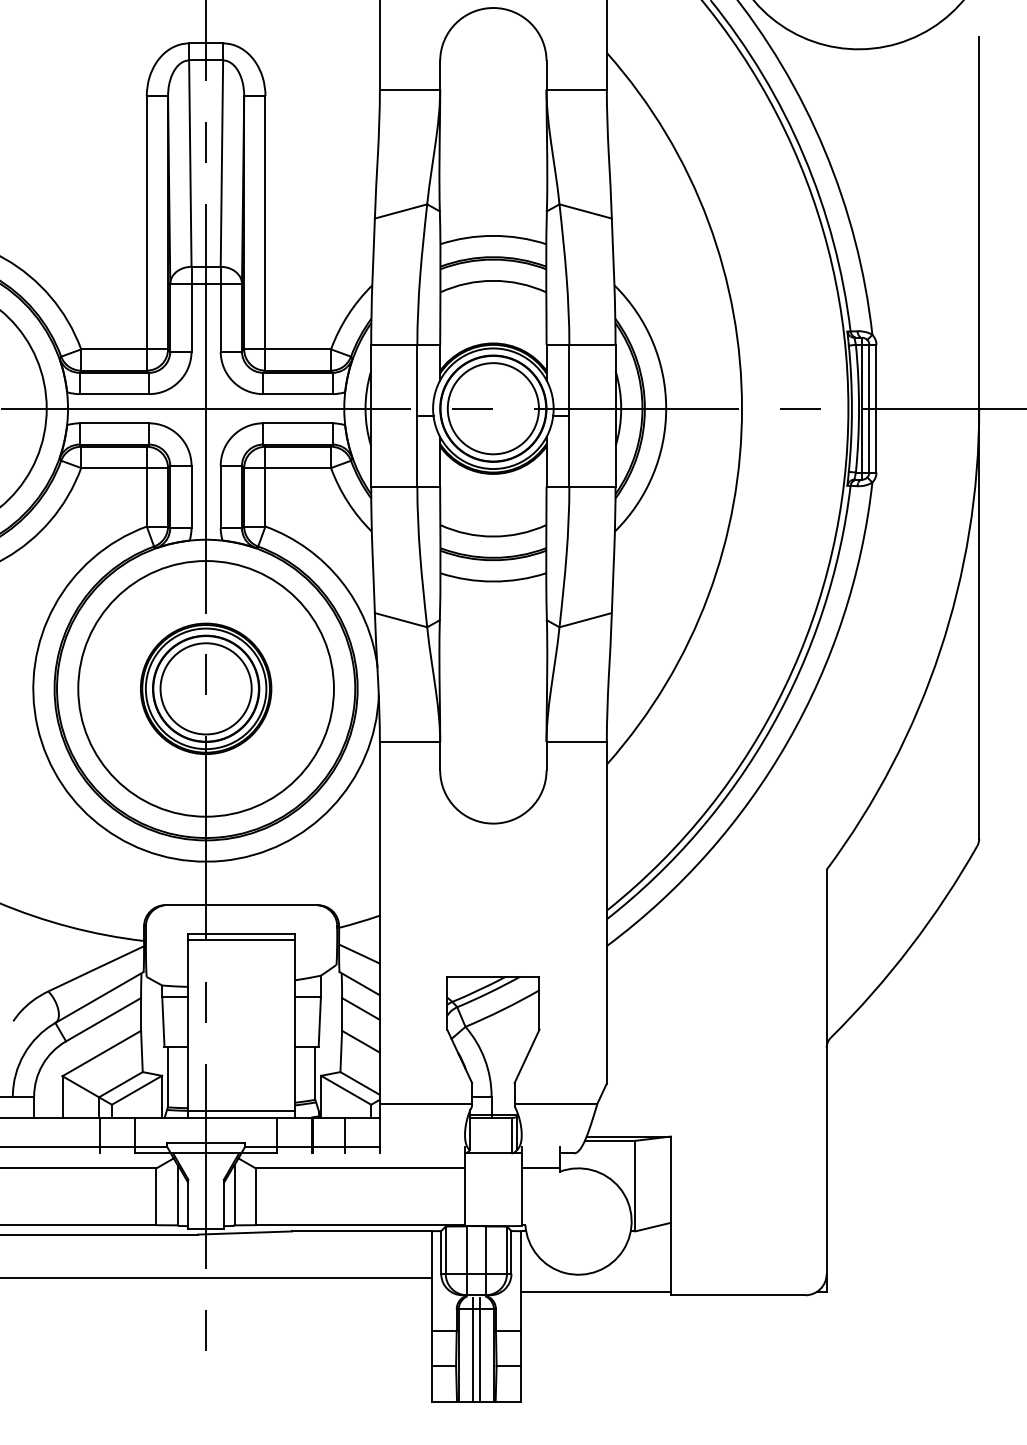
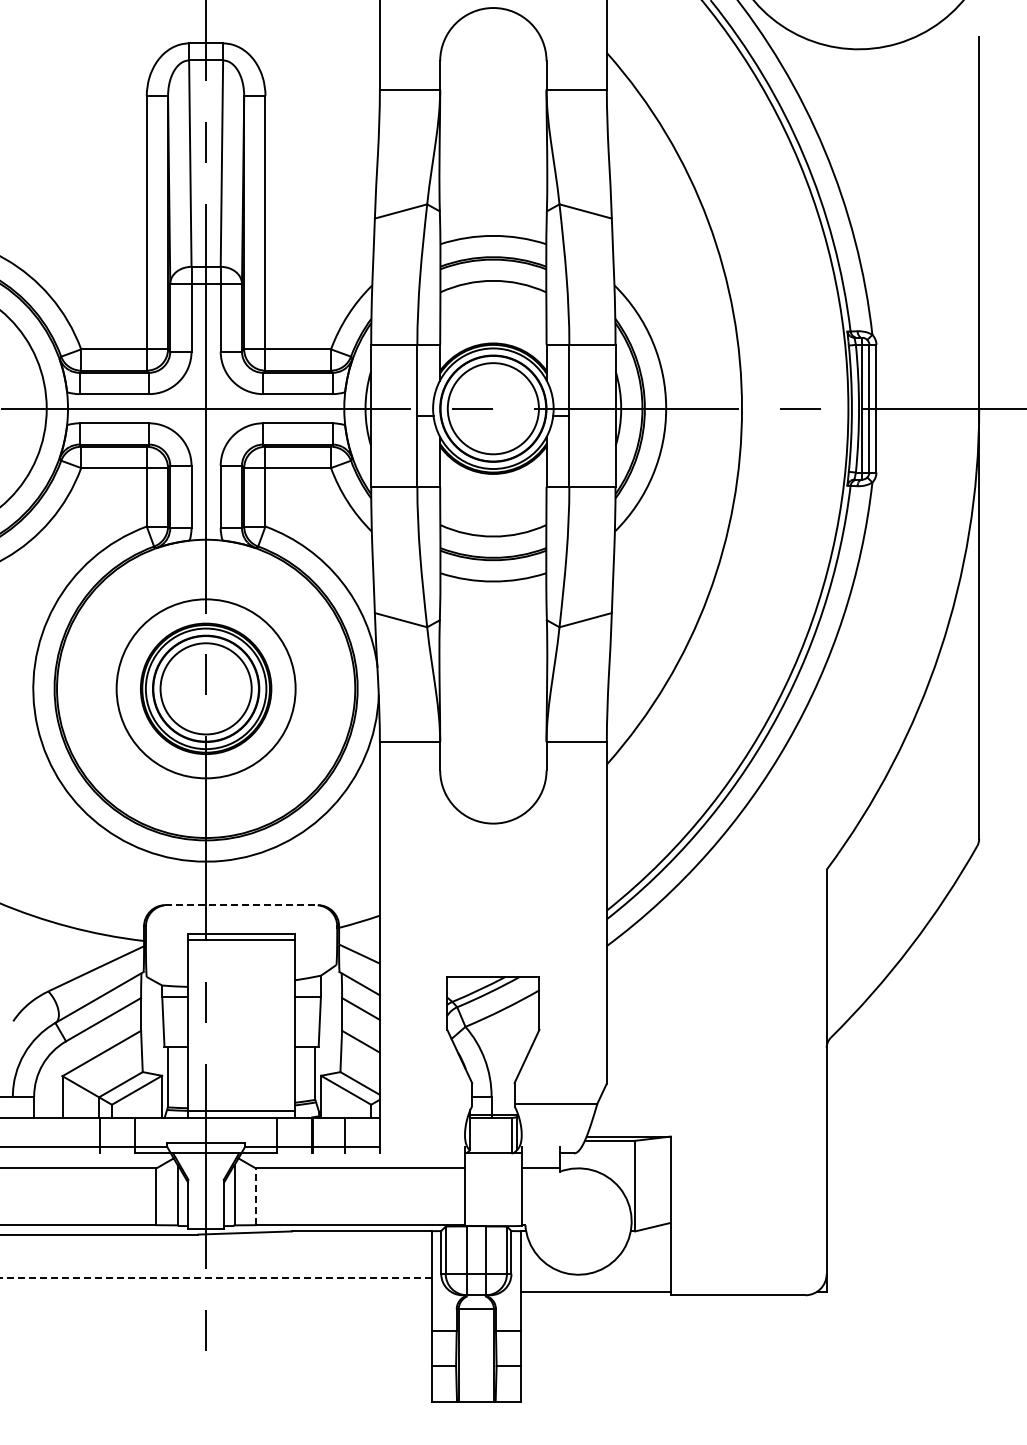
circle diameter: 256 px -> 179 px (205, 688)
line: solid -> dashed (242, 905)
line: present -> none (425, 1103)
line: solid -> dashed (255, 1196)
line: solid -> dashed (216, 1277)
line: present -> none (472, 1349)
line: present -> none (479, 1349)
